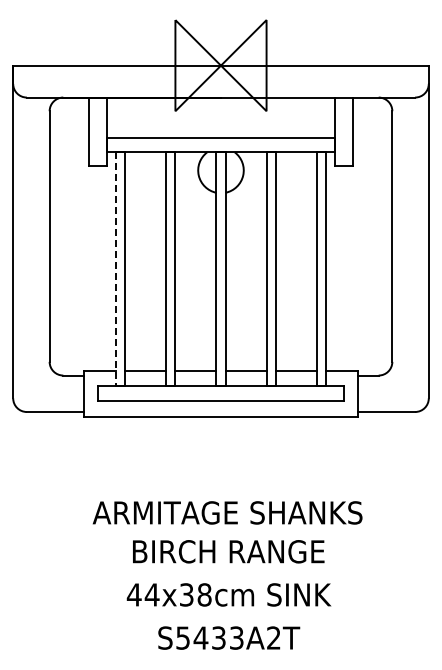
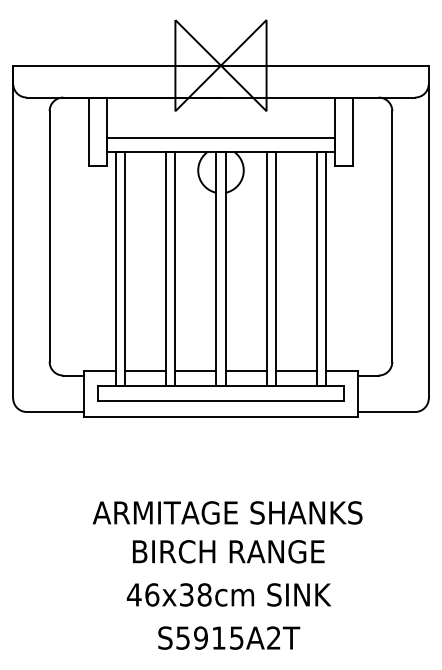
line: dashed -> solid (116, 269)
text: 44x38cm -> 46x38cm (151, 594)
text: S5433A2T -> S5915A2T (218, 637)
